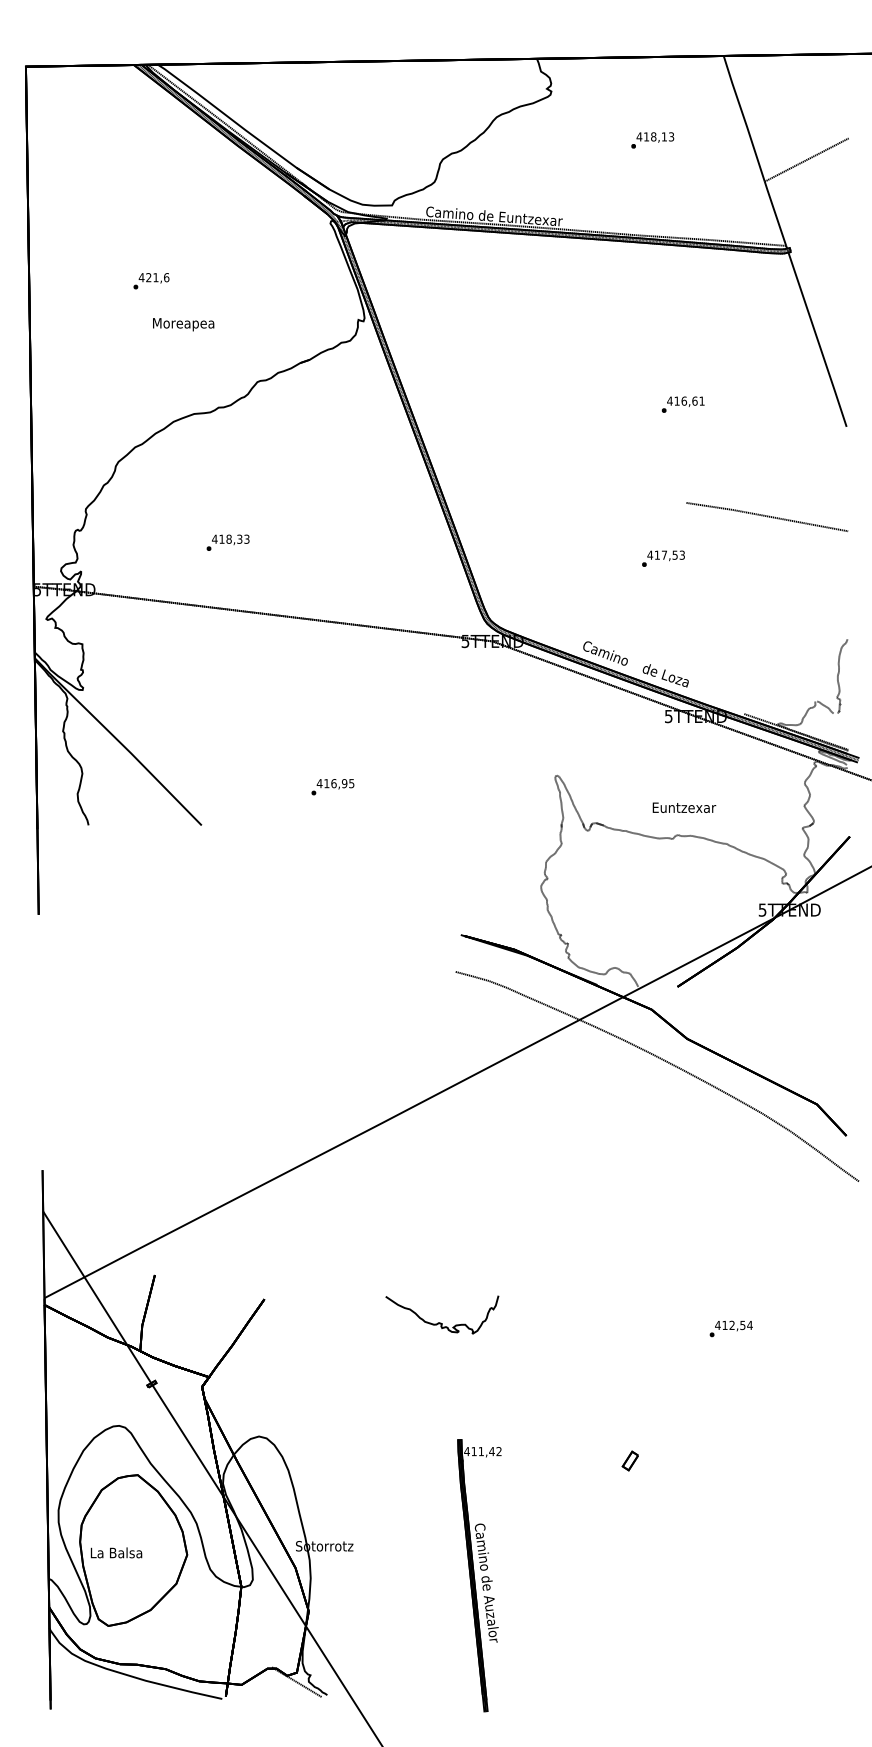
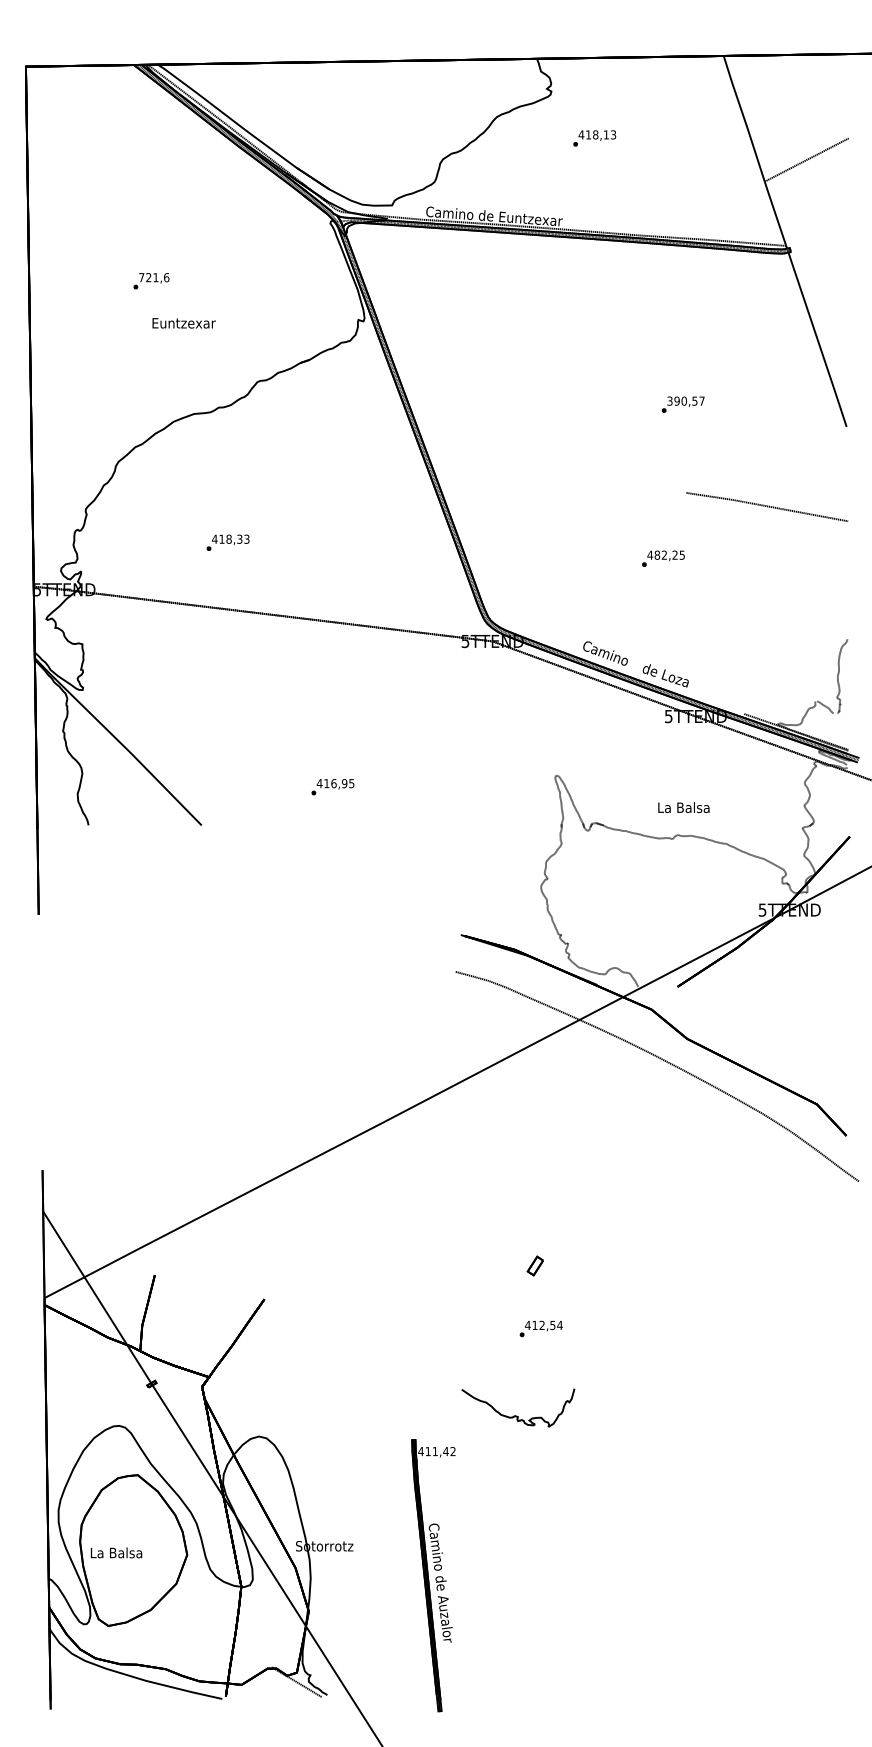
text position: (652, 140) -> (594, 138) (594, 138)
text: 421,6 -> 721,6 (141, 277)
text: Moreapea -> Euntzexar (183, 324)
text: 416,61 -> 390,57 (685, 400)
curve position: (767, 516) -> (767, 506) (767, 506)
text: 417,53 -> 482,25 (669, 554)
text: Euntzexar -> La Balsa (684, 807)
part position: (441, 1322) -> (517, 1415) (517, 1415)
text position: (730, 1328) -> (540, 1328) (540, 1328)
part position: (629, 1460) -> (534, 1265) (534, 1265)
part position: (479, 1575) -> (433, 1575) (433, 1575)
